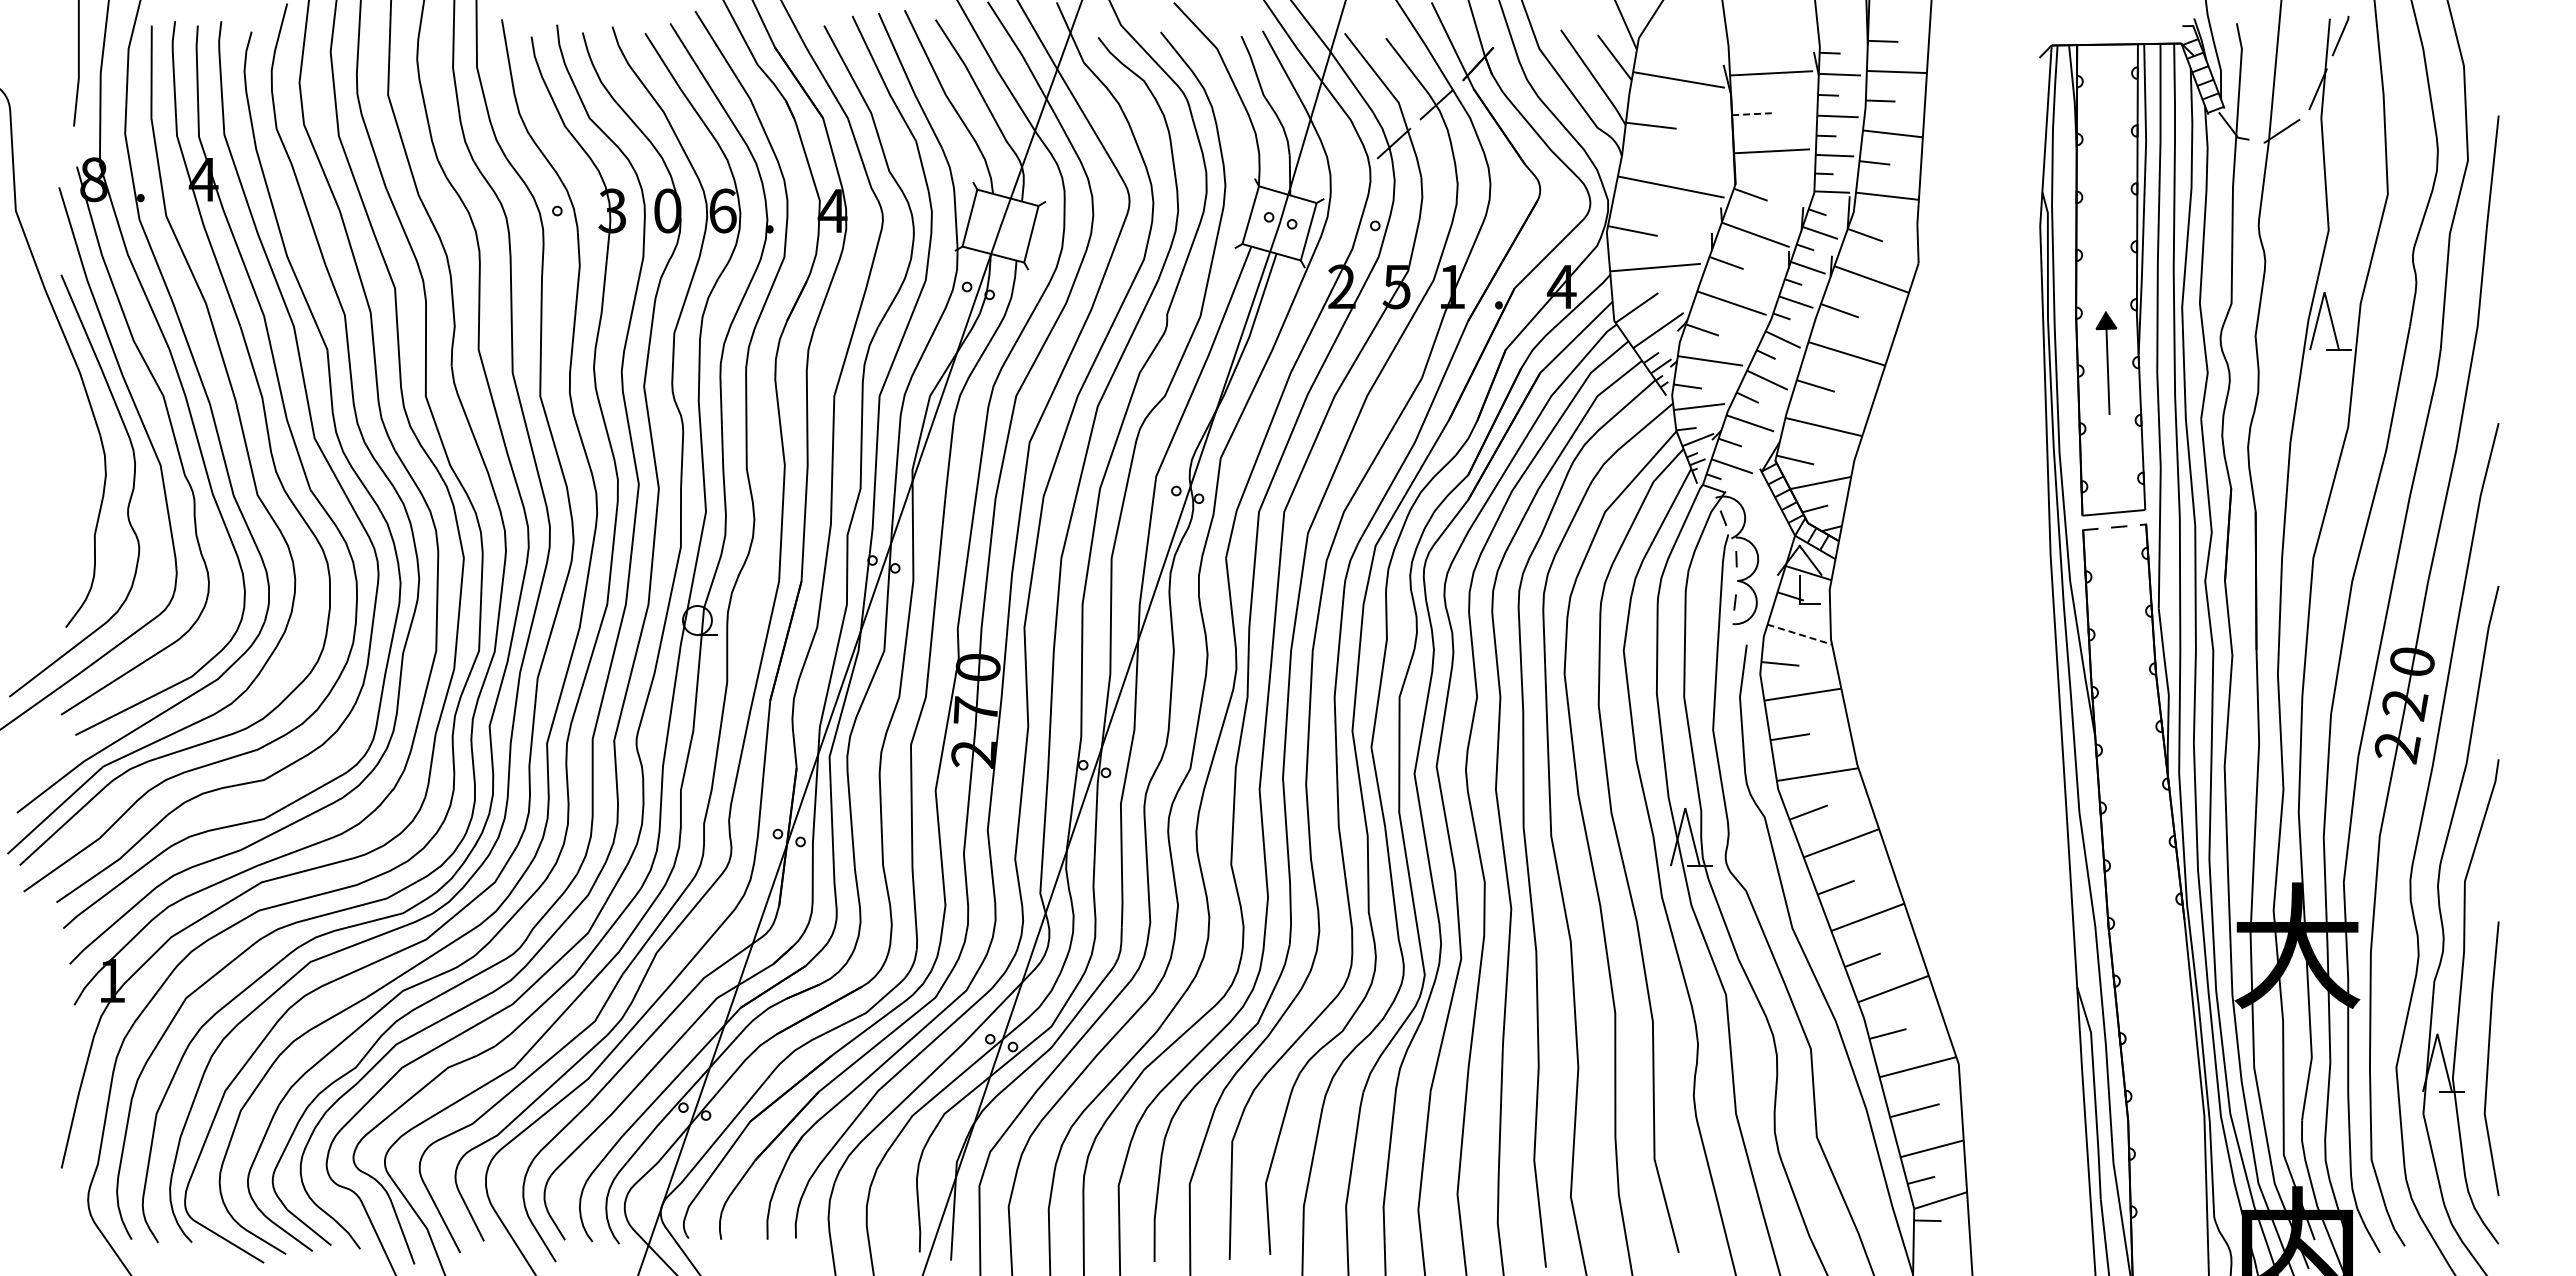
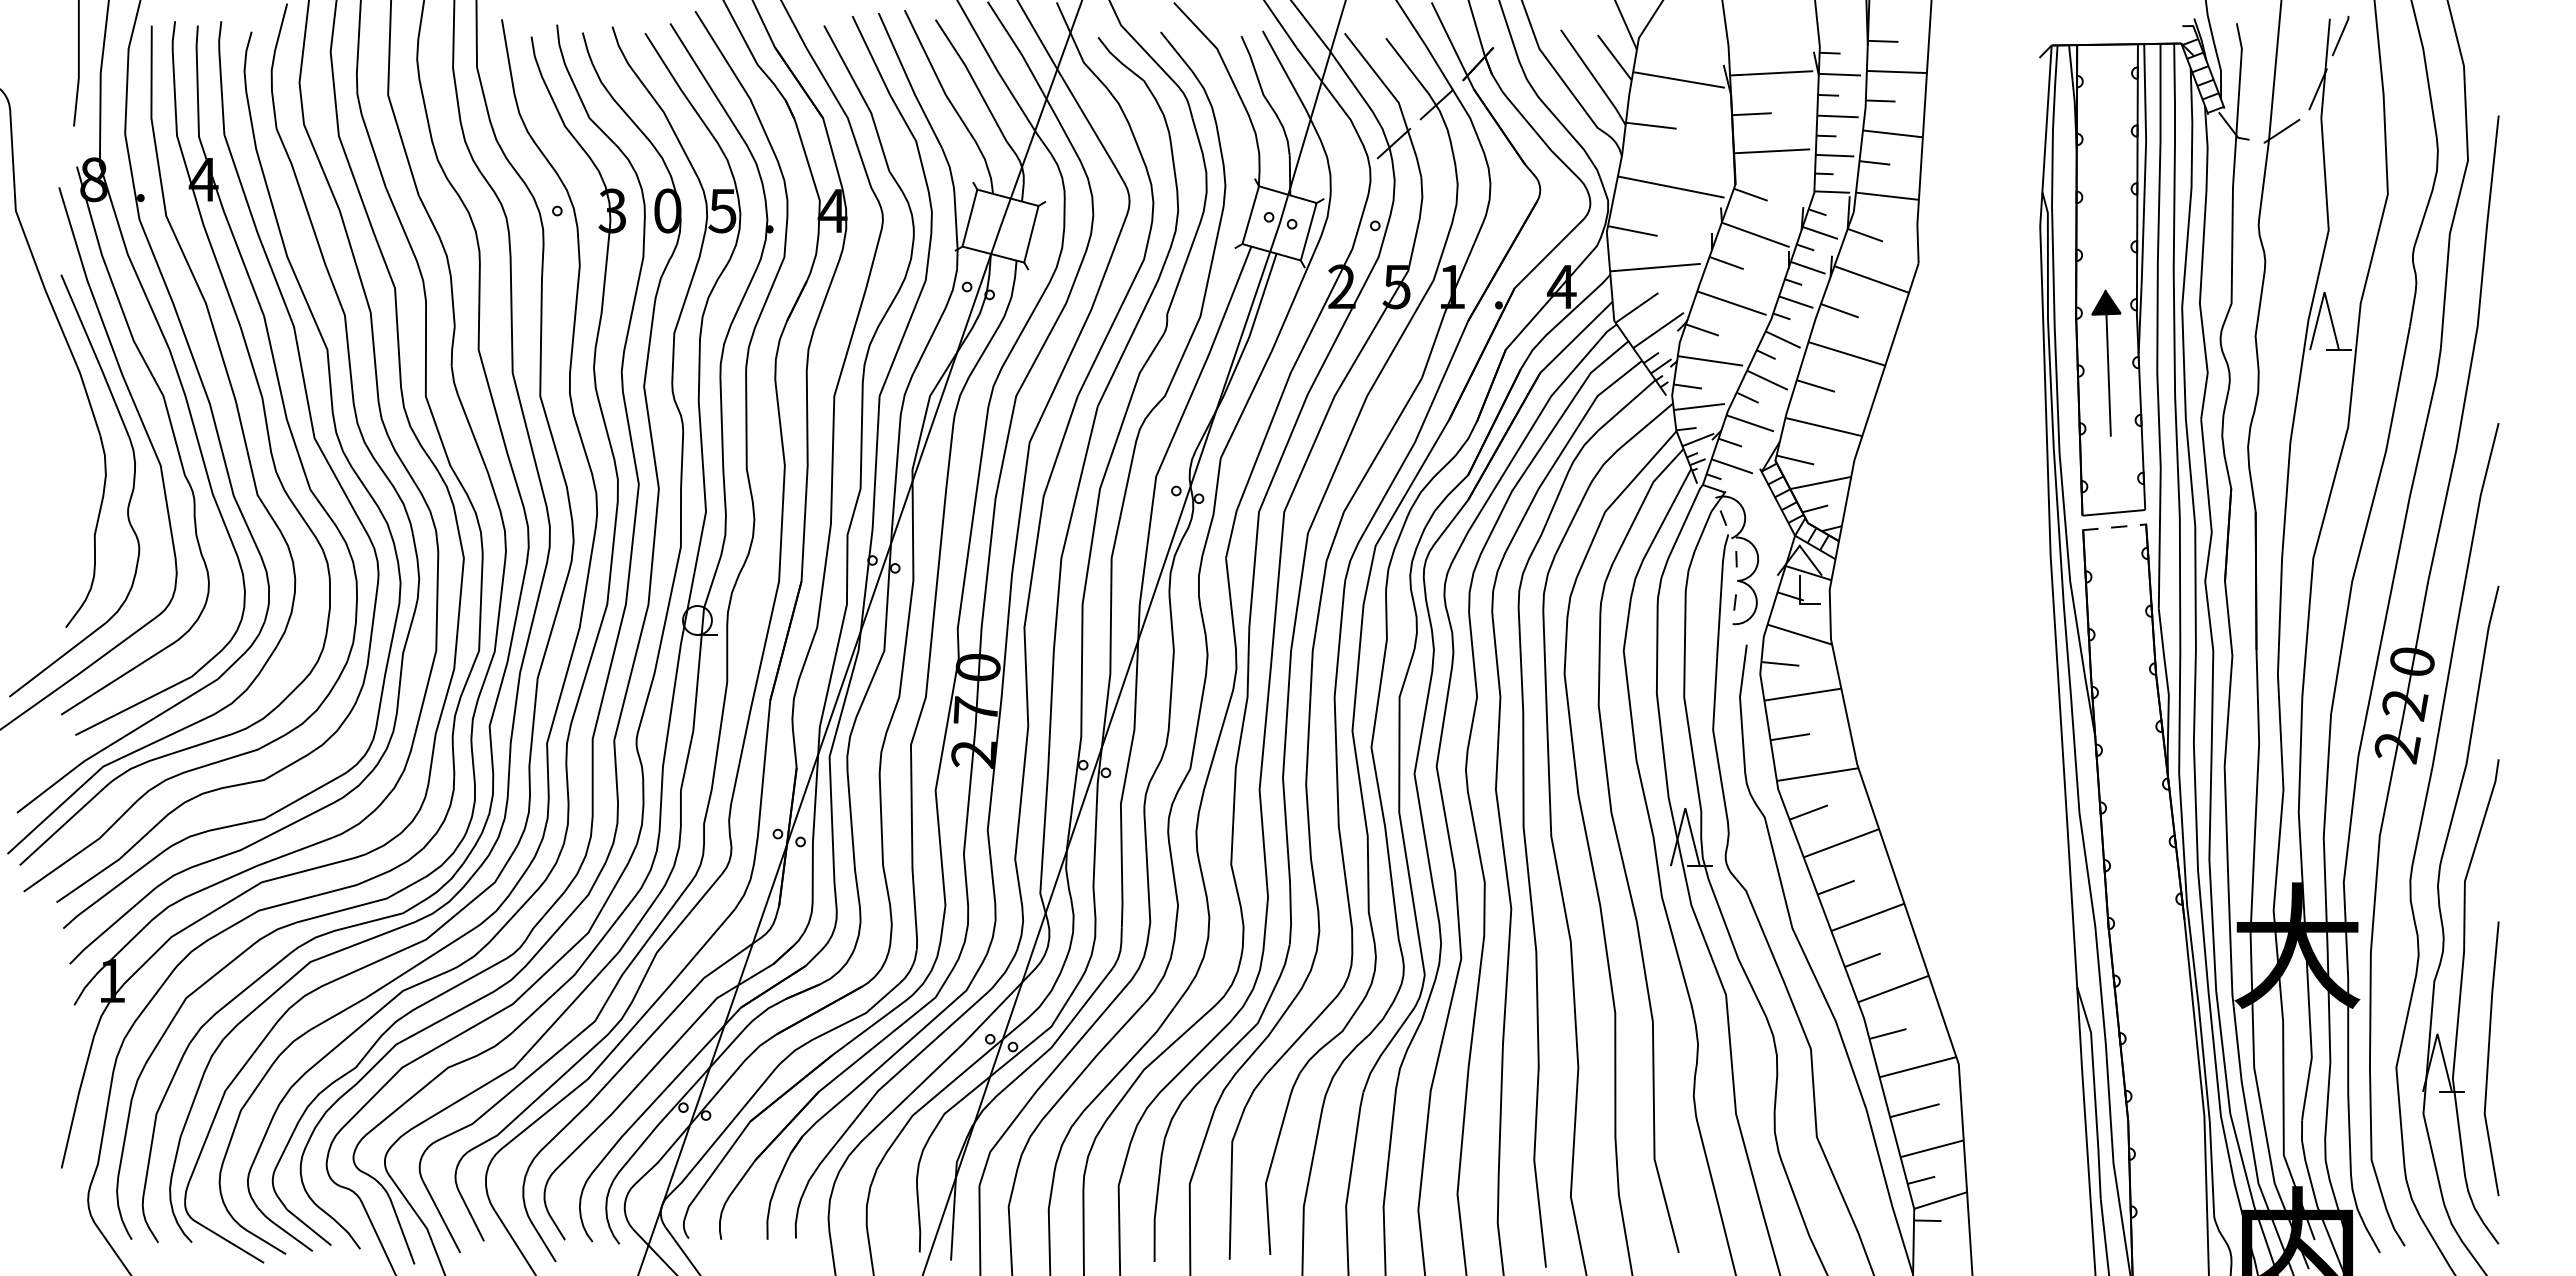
line: dashed -> solid (1751, 114)
text: 6 -> 5 (722, 210)
part size: 23x104 px -> 31x148 px (2106, 362)
line: dashed -> solid (1799, 634)
